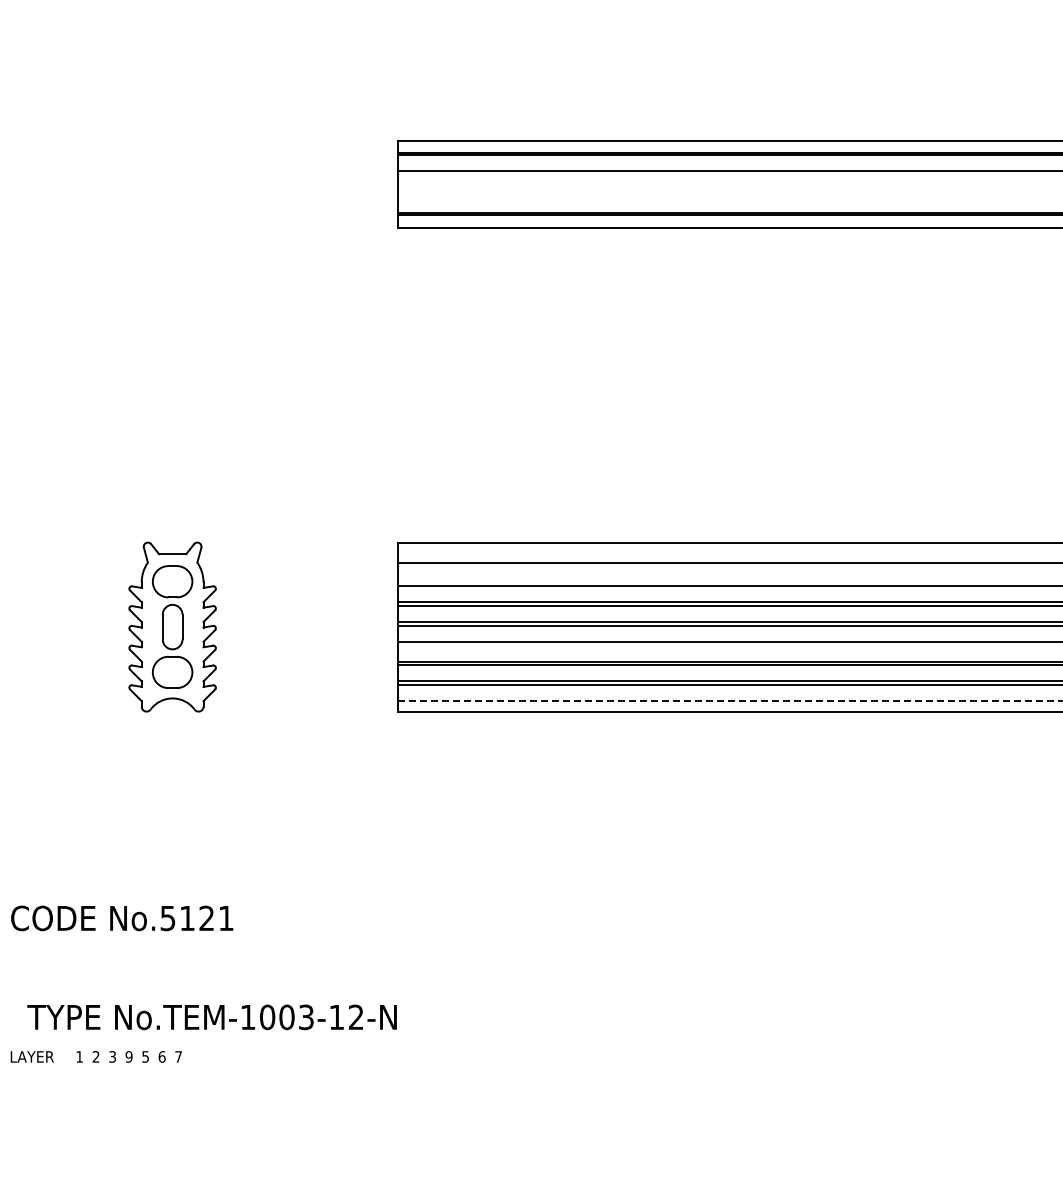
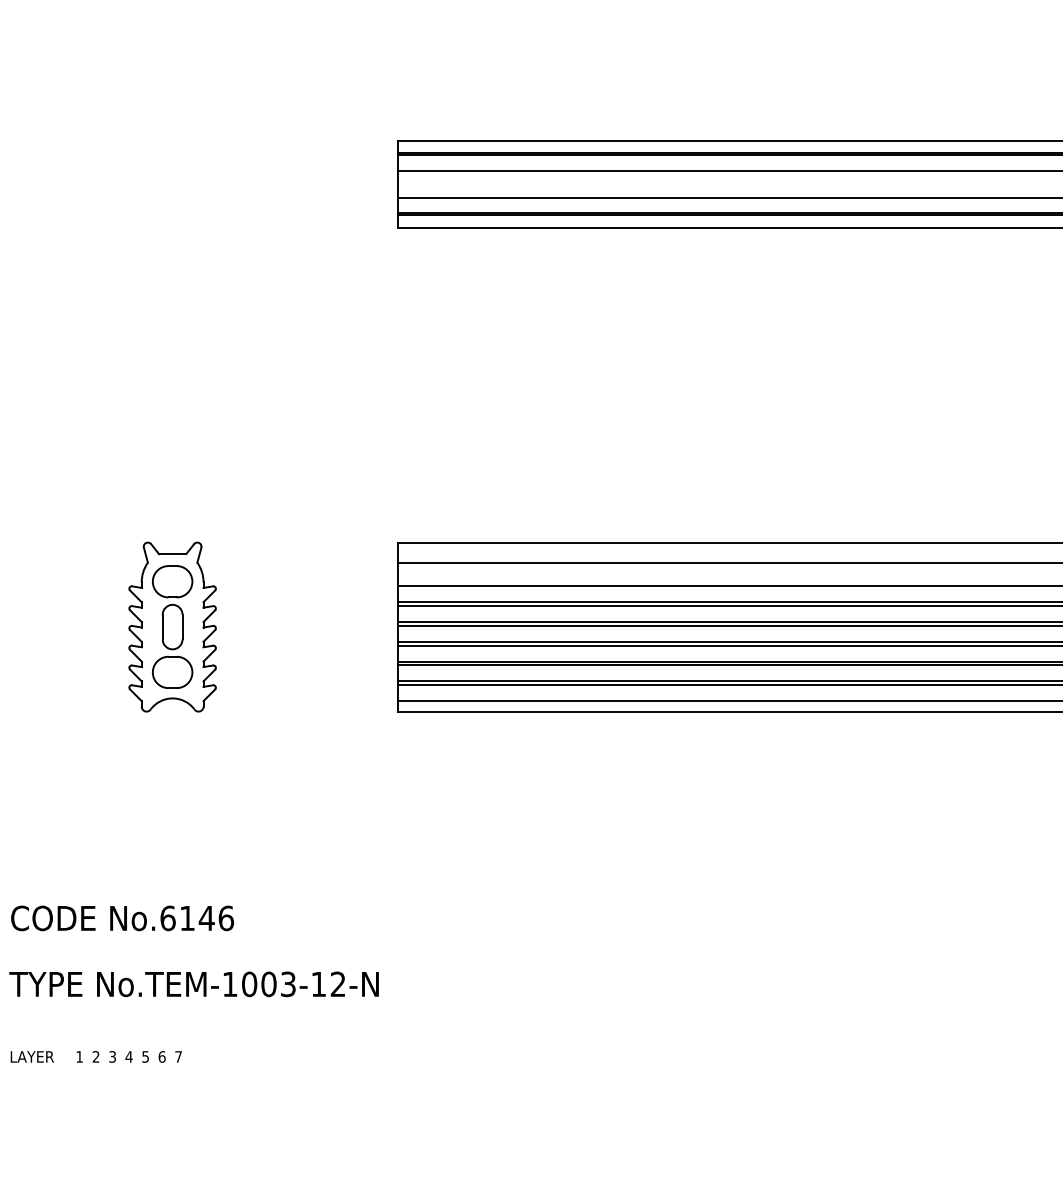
line: none -> present (728, 197)
line: none -> present (728, 645)
line: dashed -> solid (730, 701)
text: No.5121 -> No.6146 (197, 918)
text position: (211, 1017) -> (193, 984) (193, 984)
text: 9 -> 4 (128, 1056)
